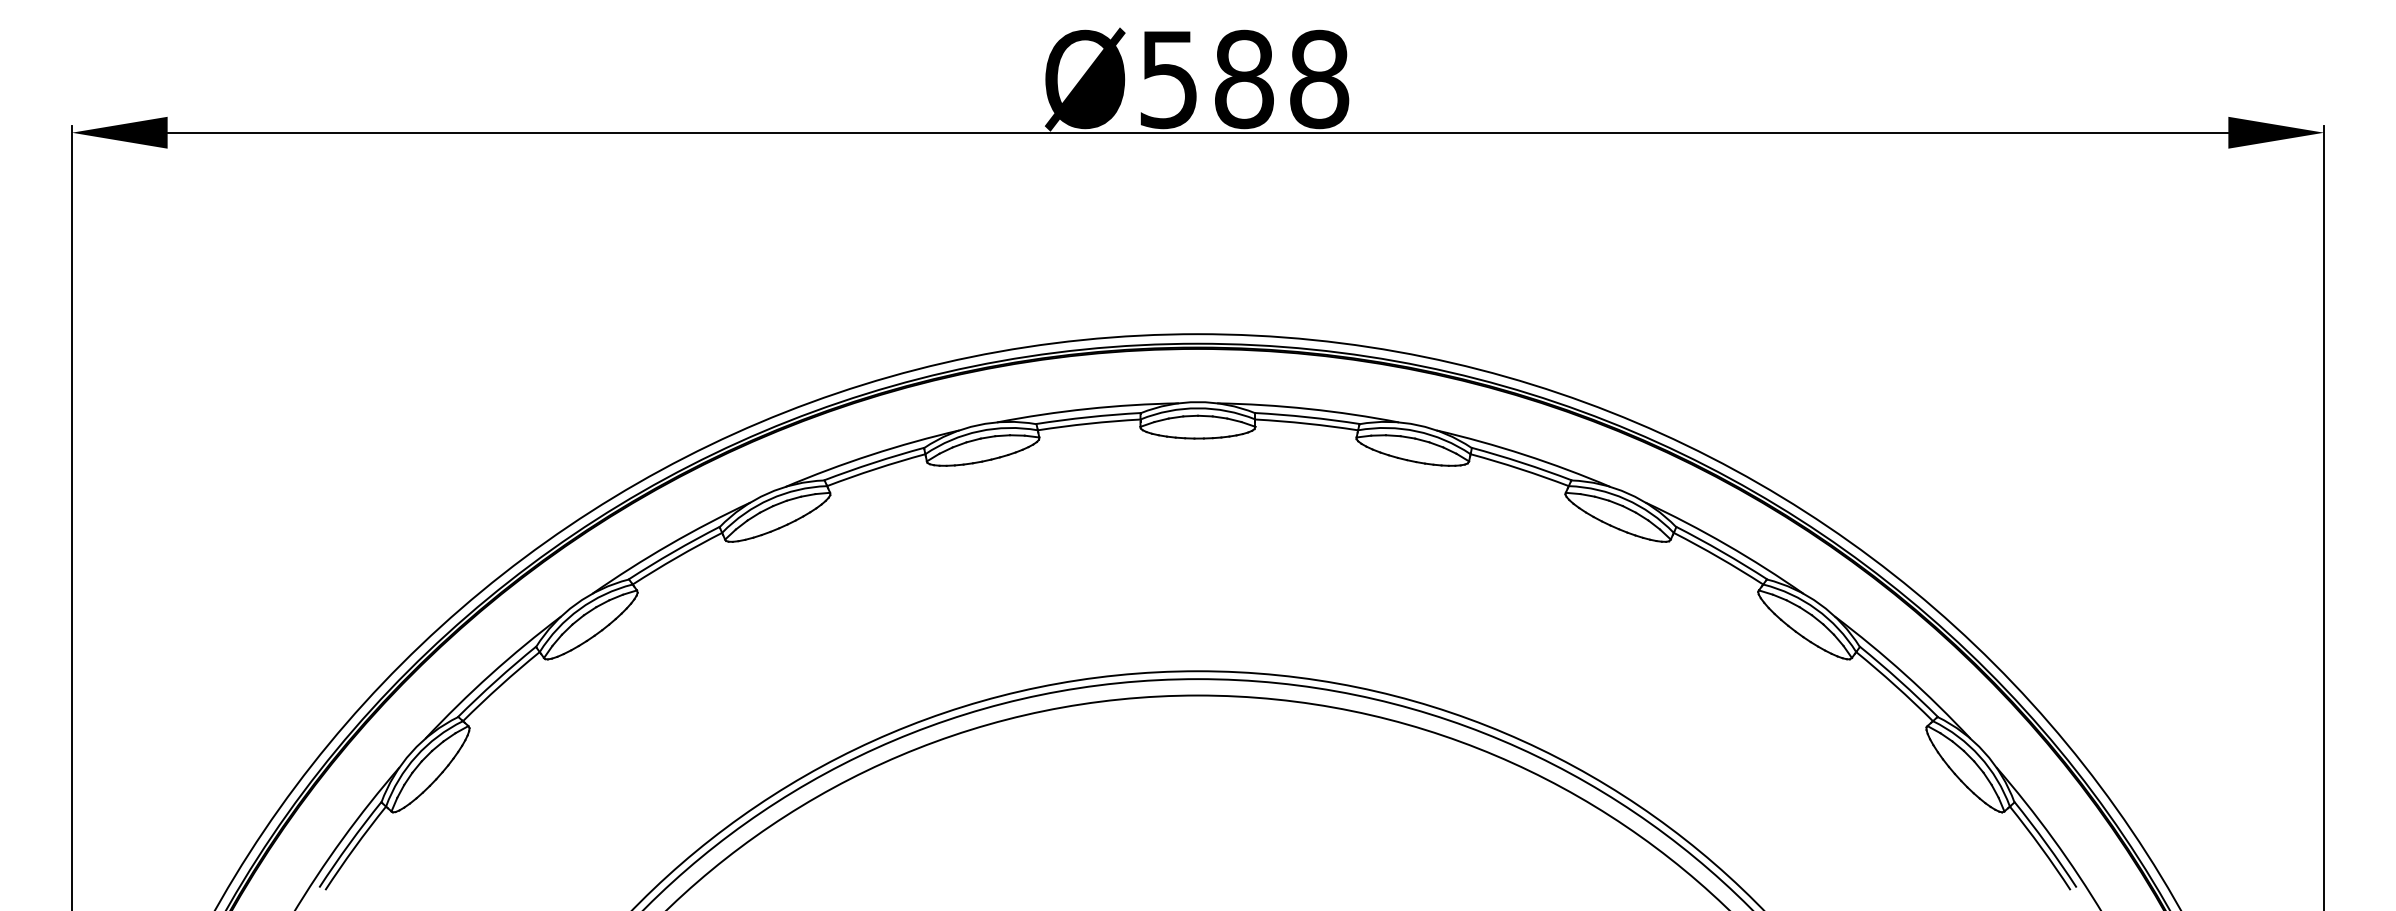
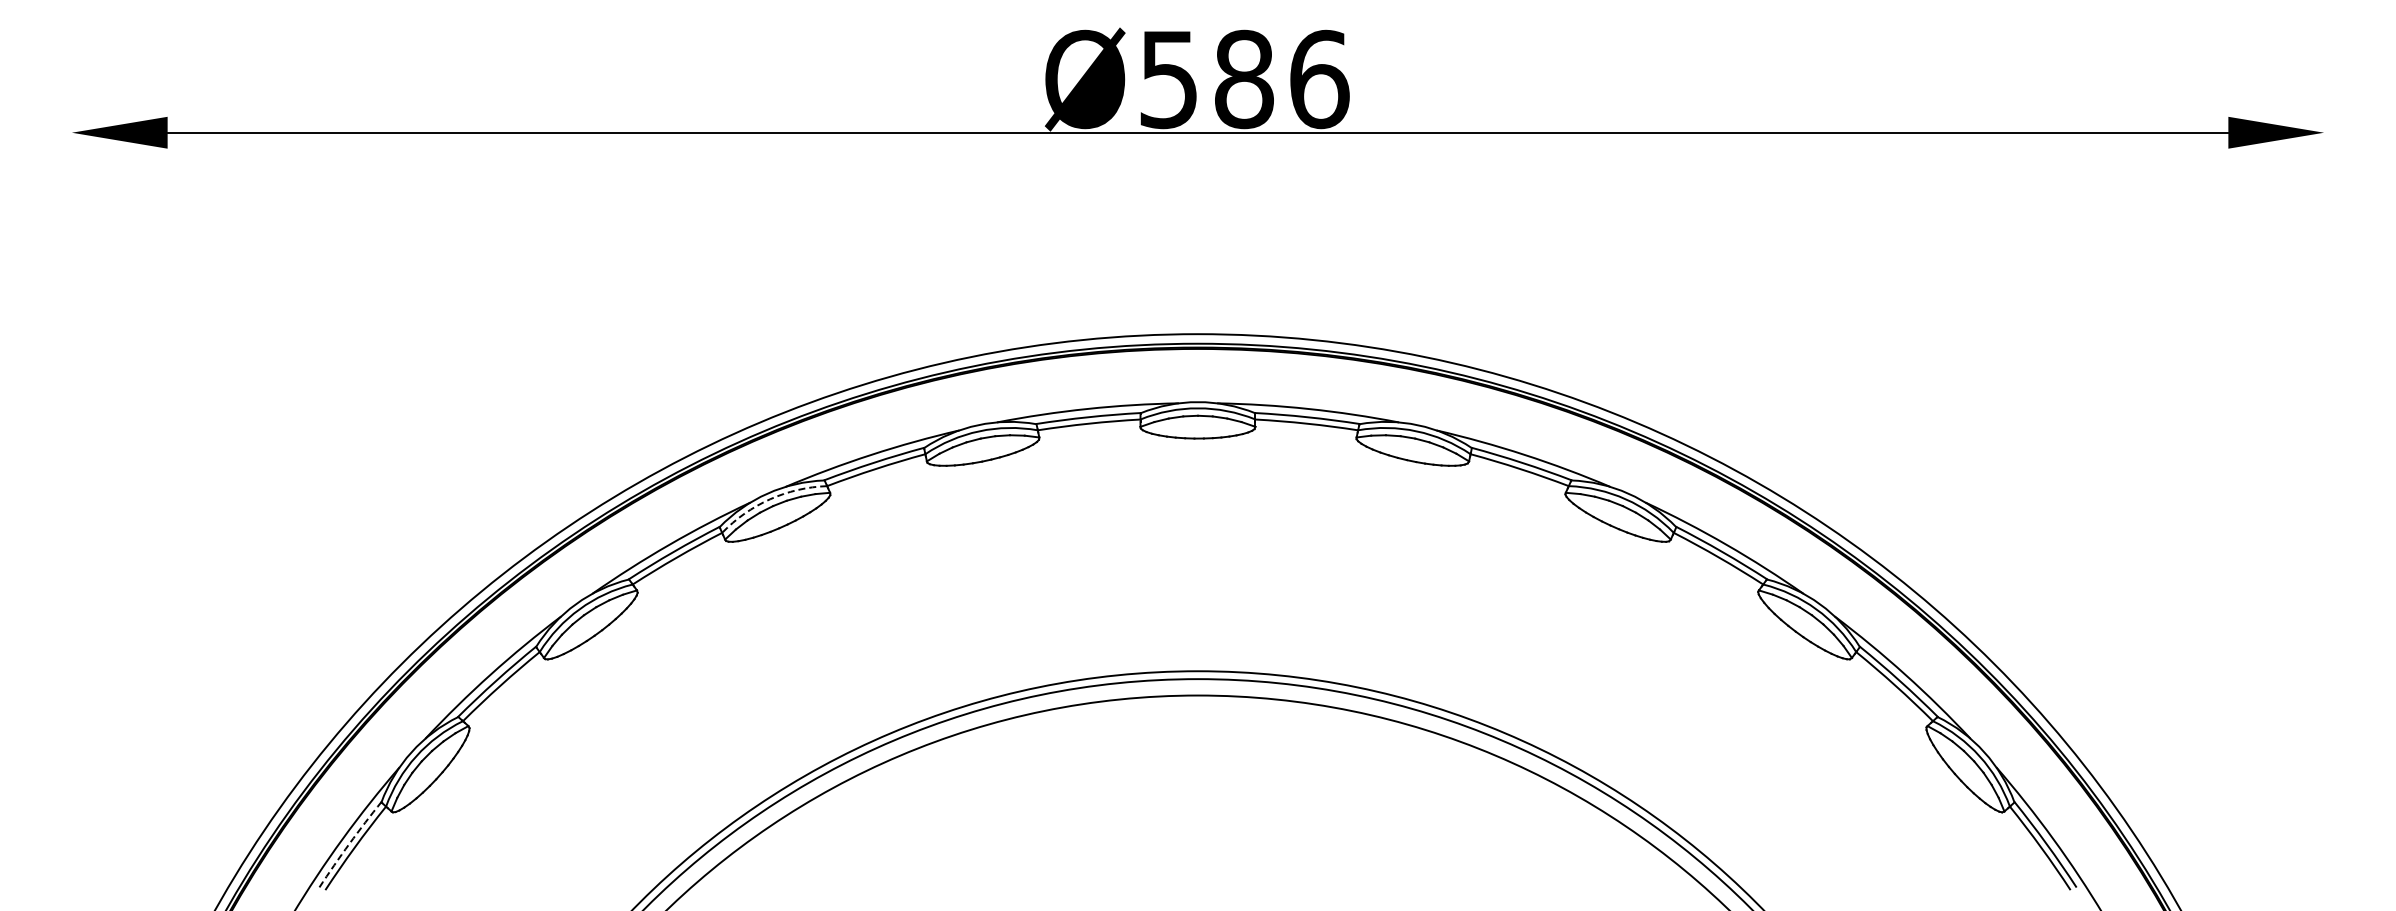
text: Ø588 -> Ø586 (1319, 79)
arc: solid -> dashed (770, 499)
line: present -> none (71, 516)
line: present -> none (2324, 516)
arc: solid -> dashed (349, 843)
